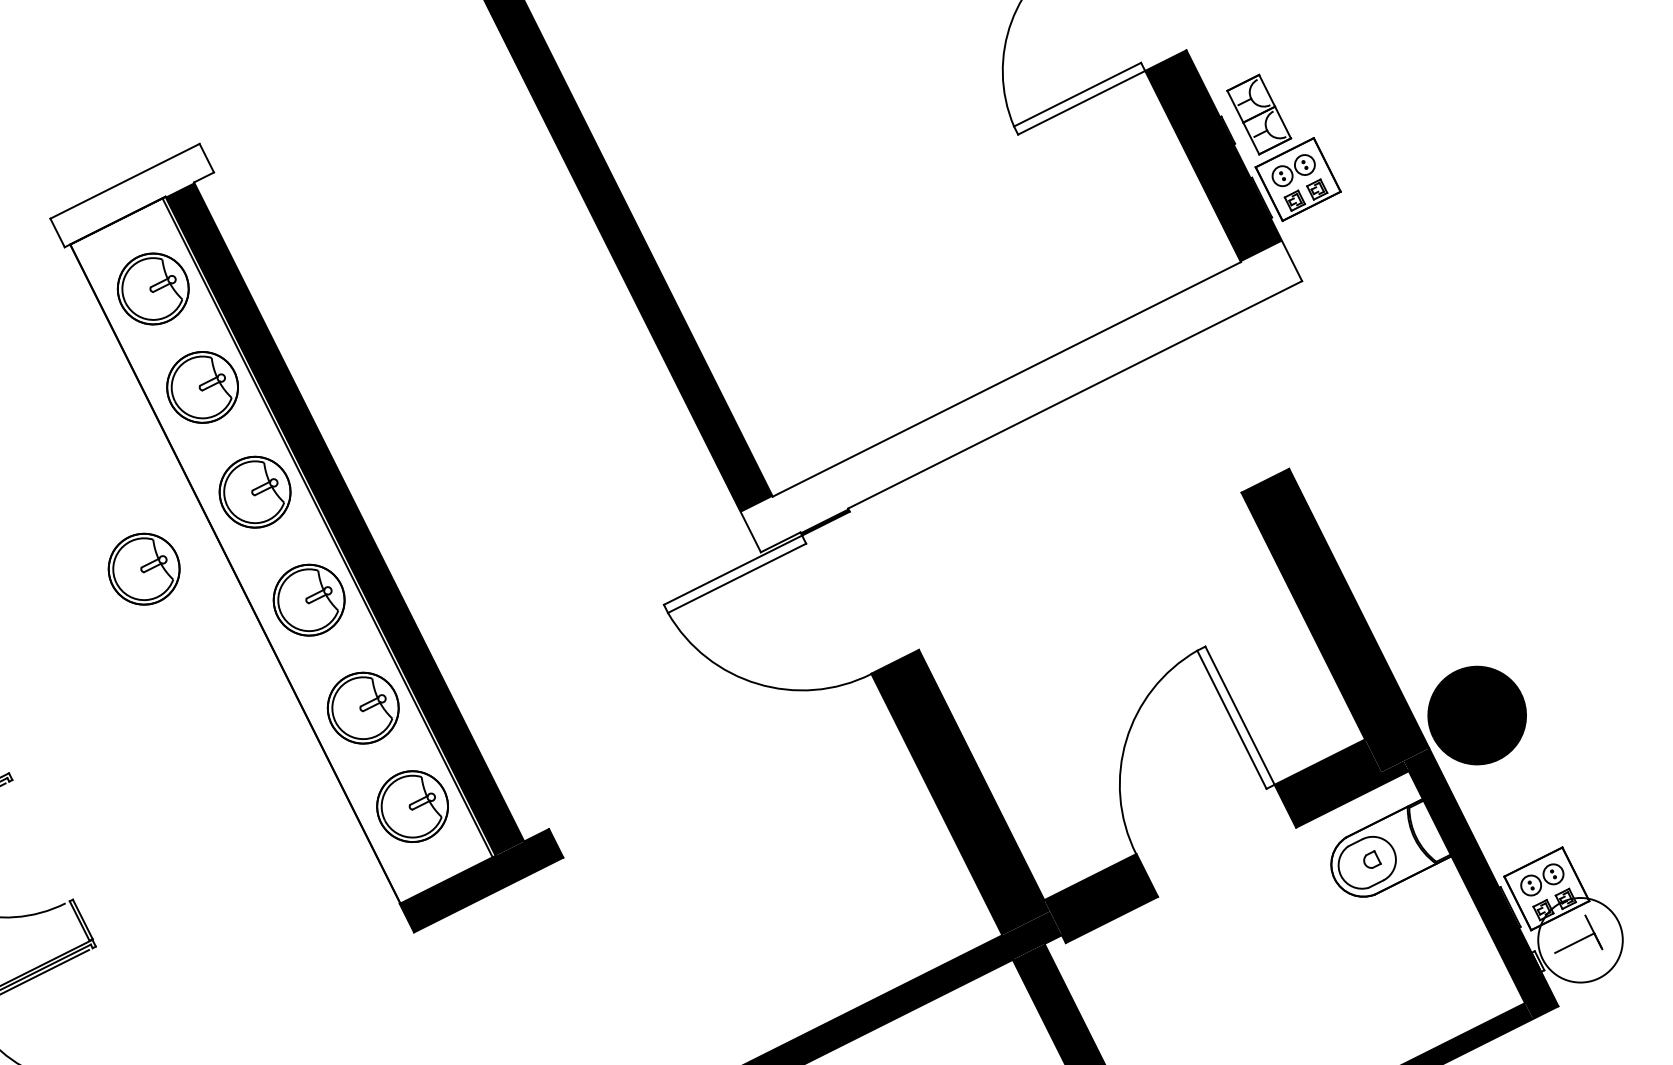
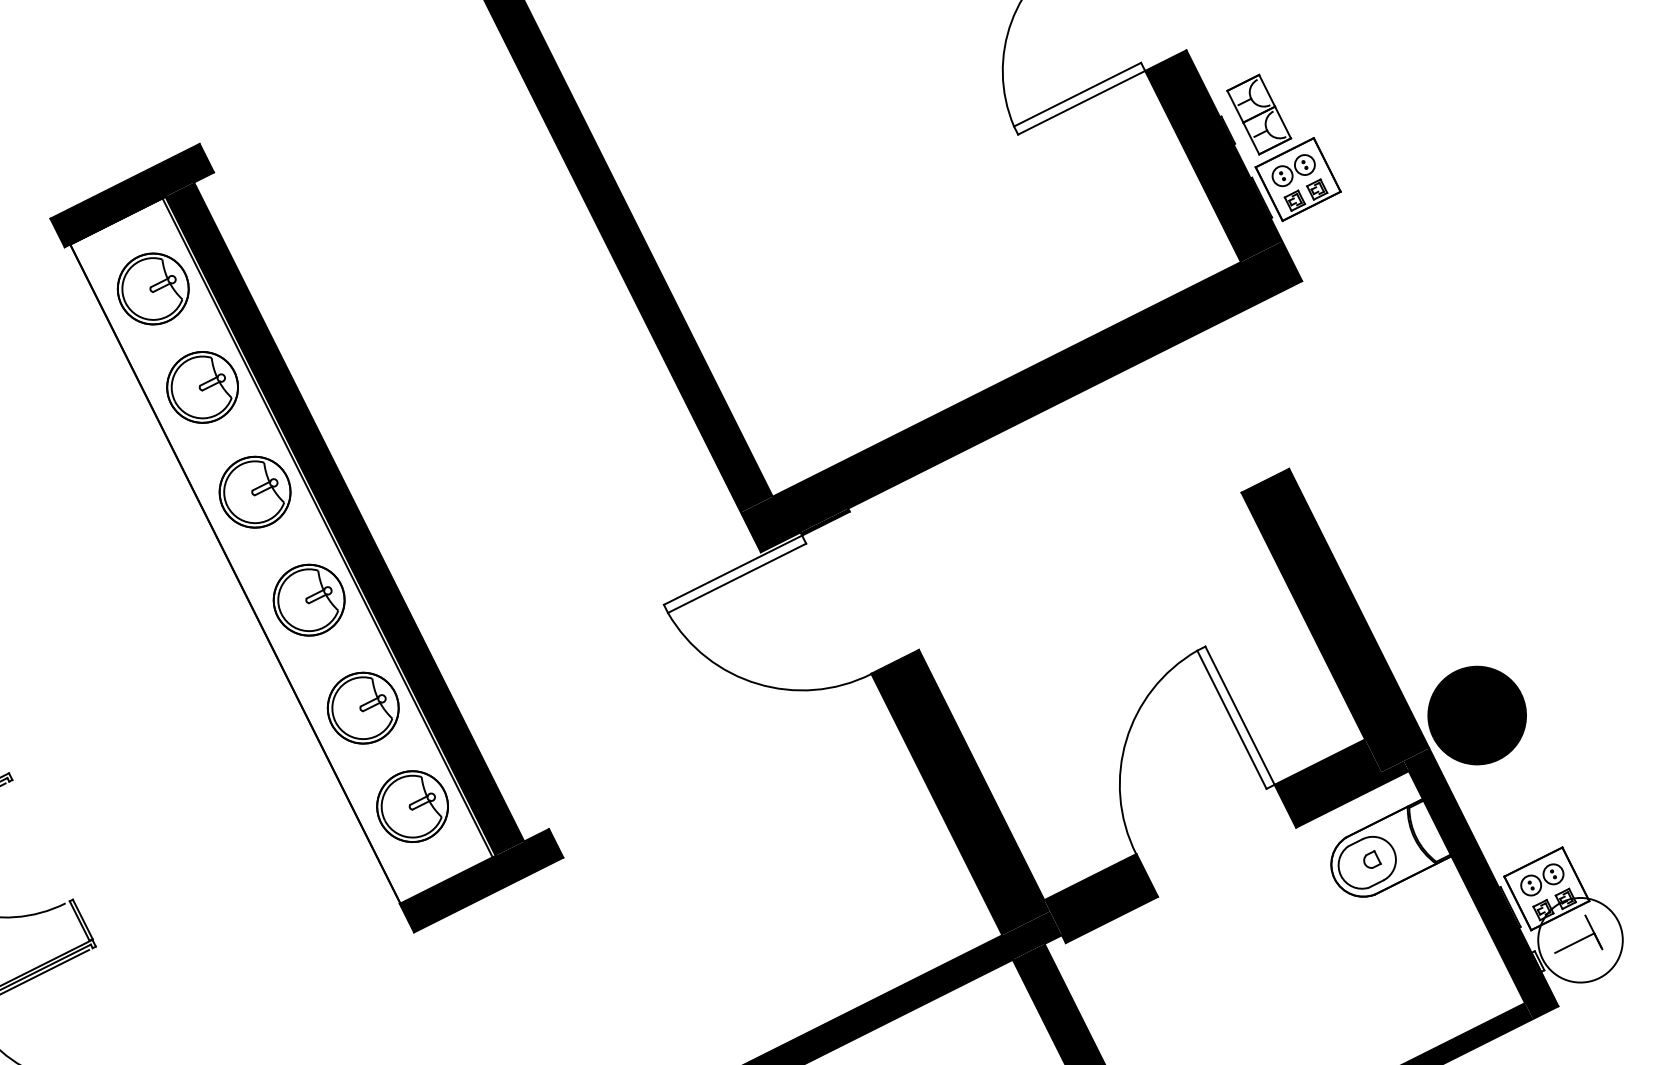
fill: none -> present (131, 195)
fill: none -> present (1021, 396)
part: present -> none (143, 568)
